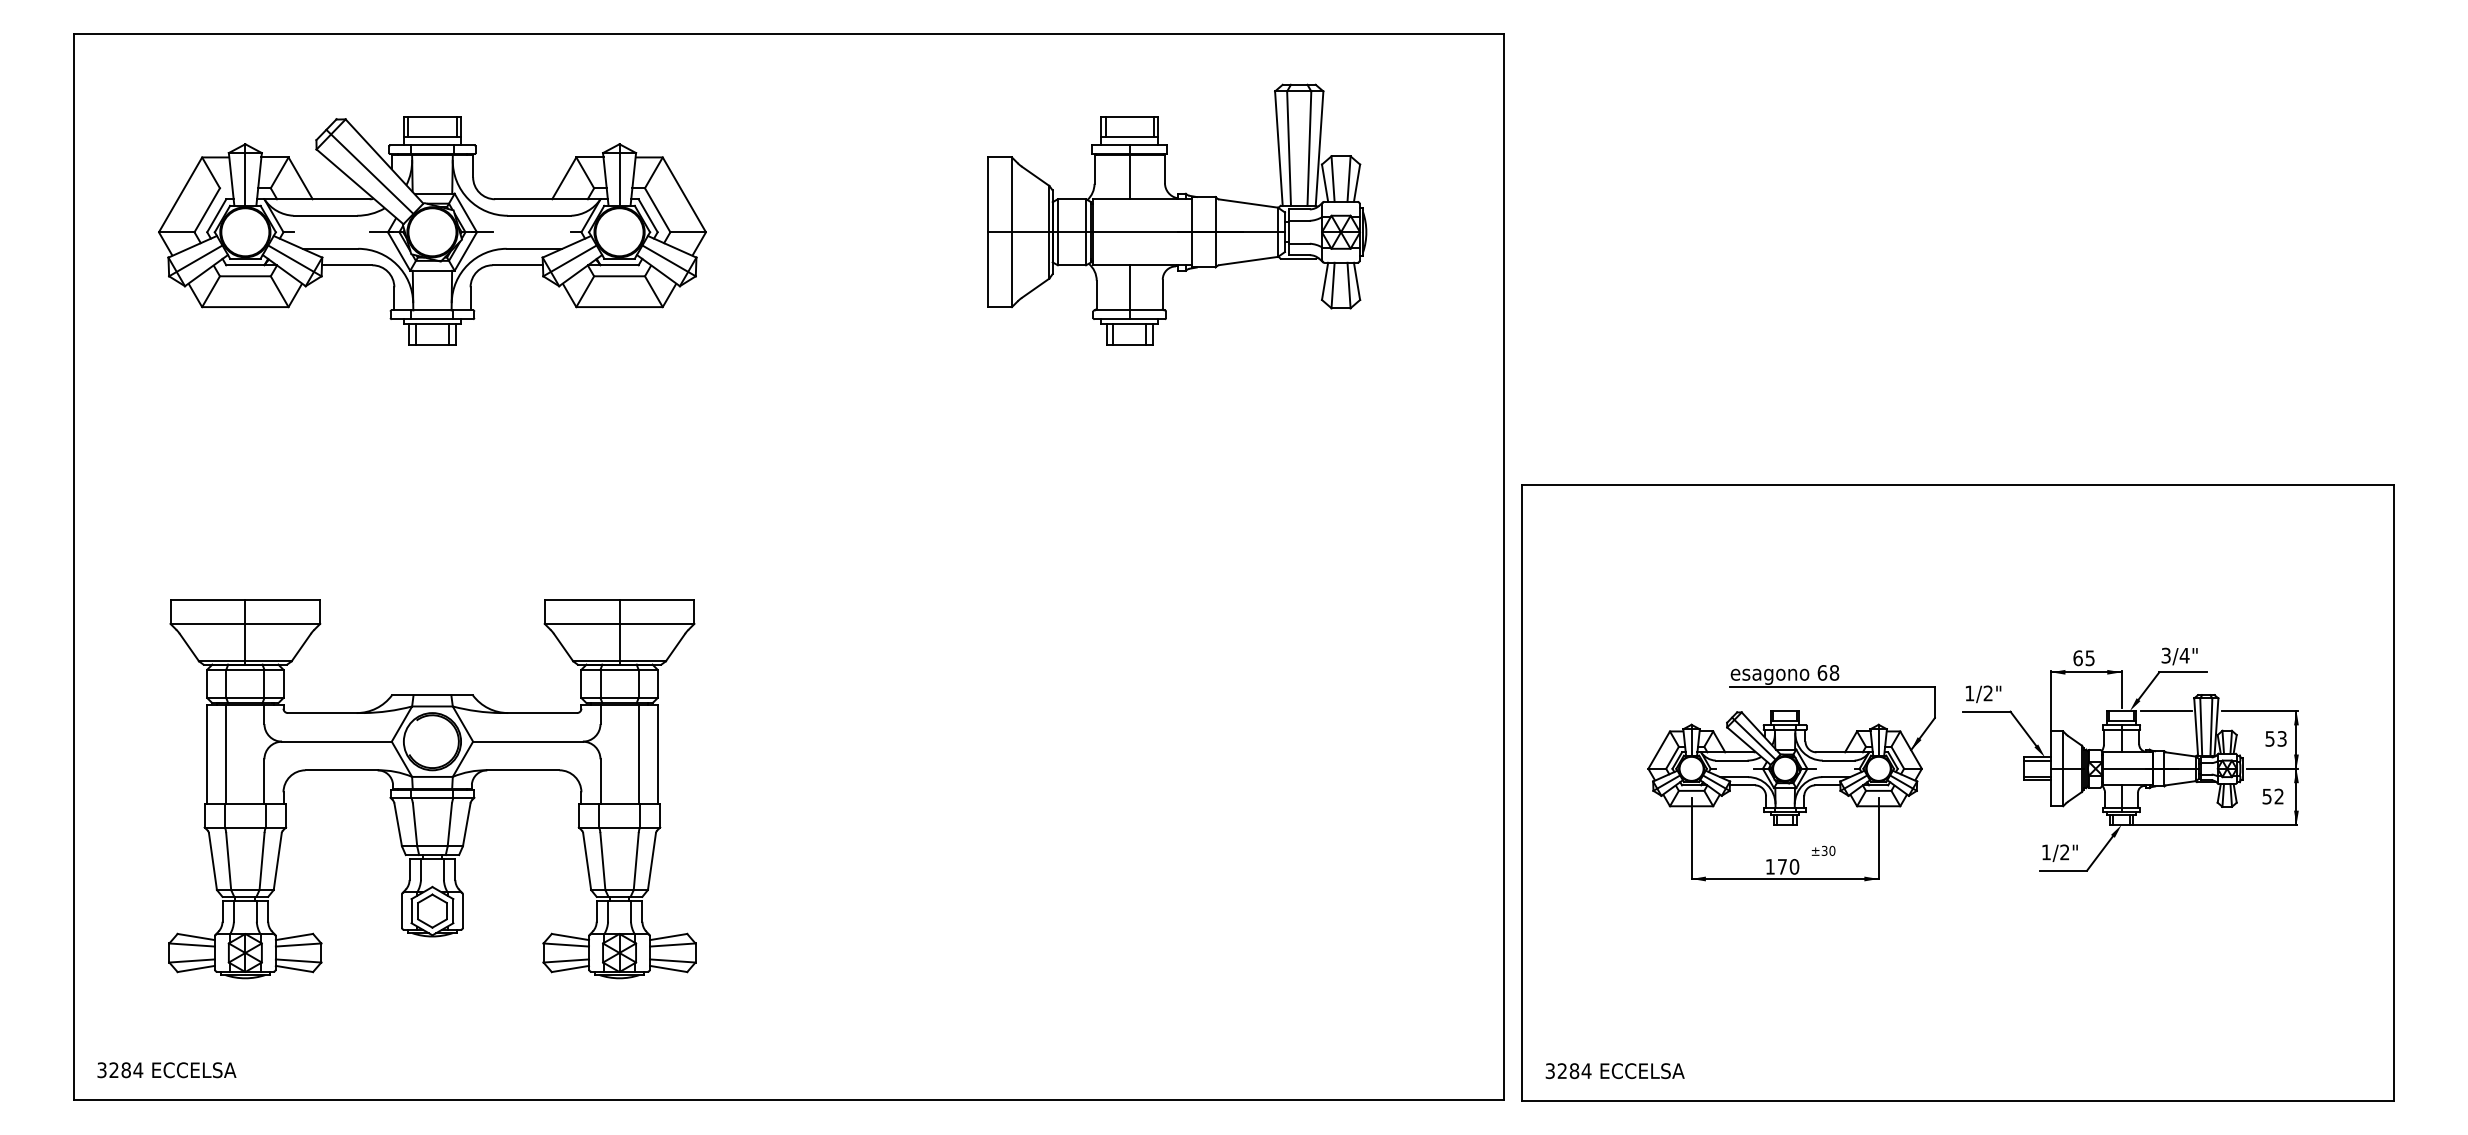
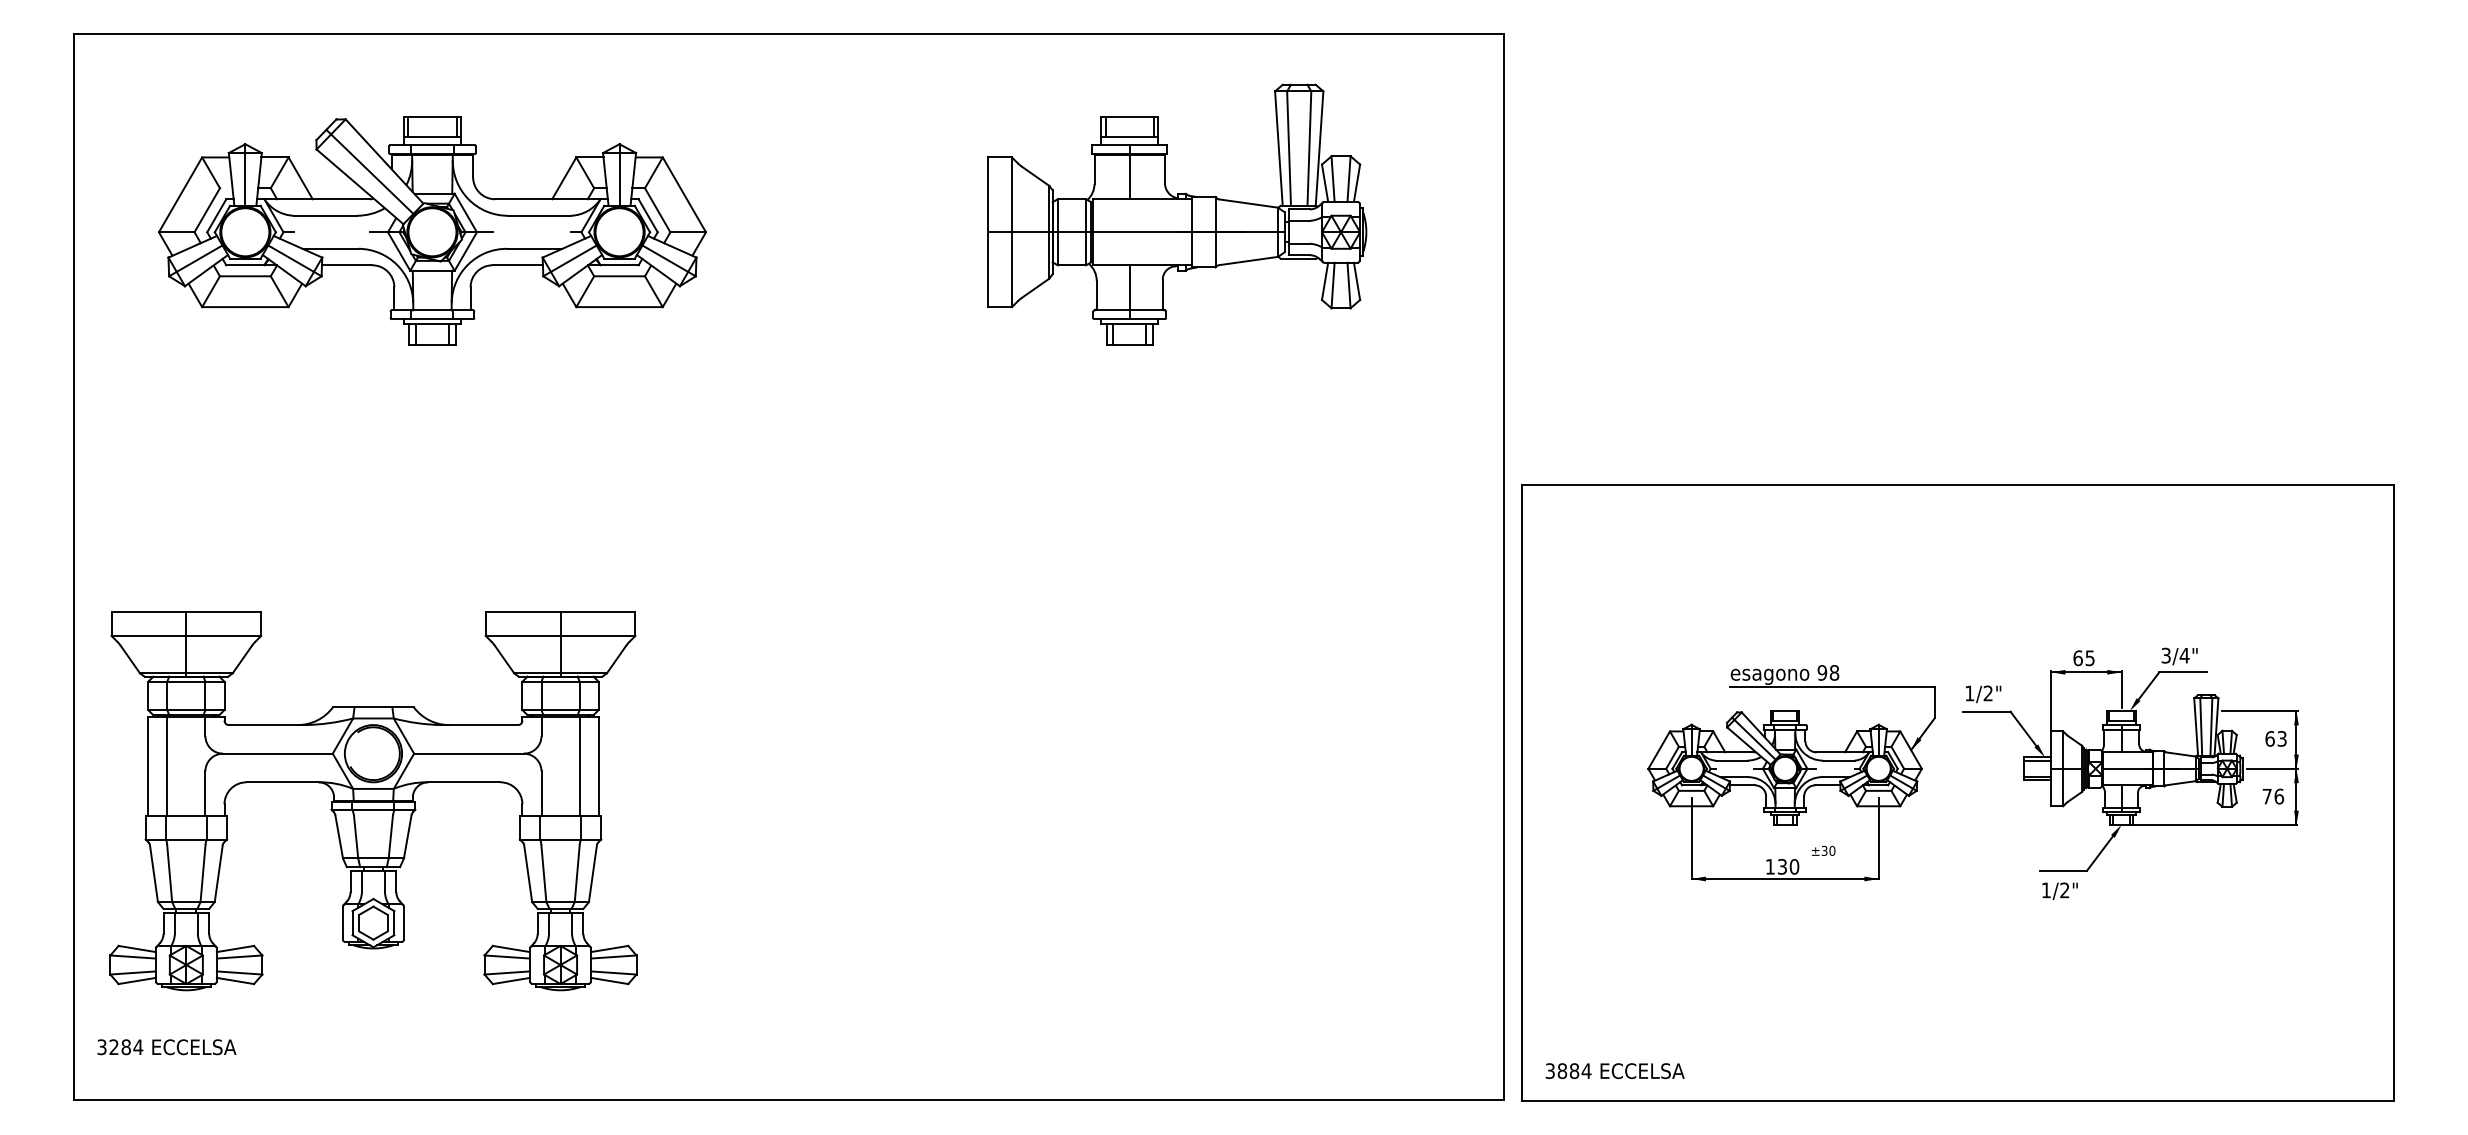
text: 68 -> 98 (1822, 672)
line: present -> none (2166, 711)
text: 53 -> 63 (2269, 738)
part position: (432, 789) -> (373, 801) (373, 801)
text: 52 -> 76 (2273, 796)
text position: (2059, 852) -> (2059, 890) (2059, 890)
text: 170 -> 130 (1781, 866)
text position: (166, 1070) -> (166, 1047) (166, 1047)
text: 3284 -> 3884 (1562, 1071)
